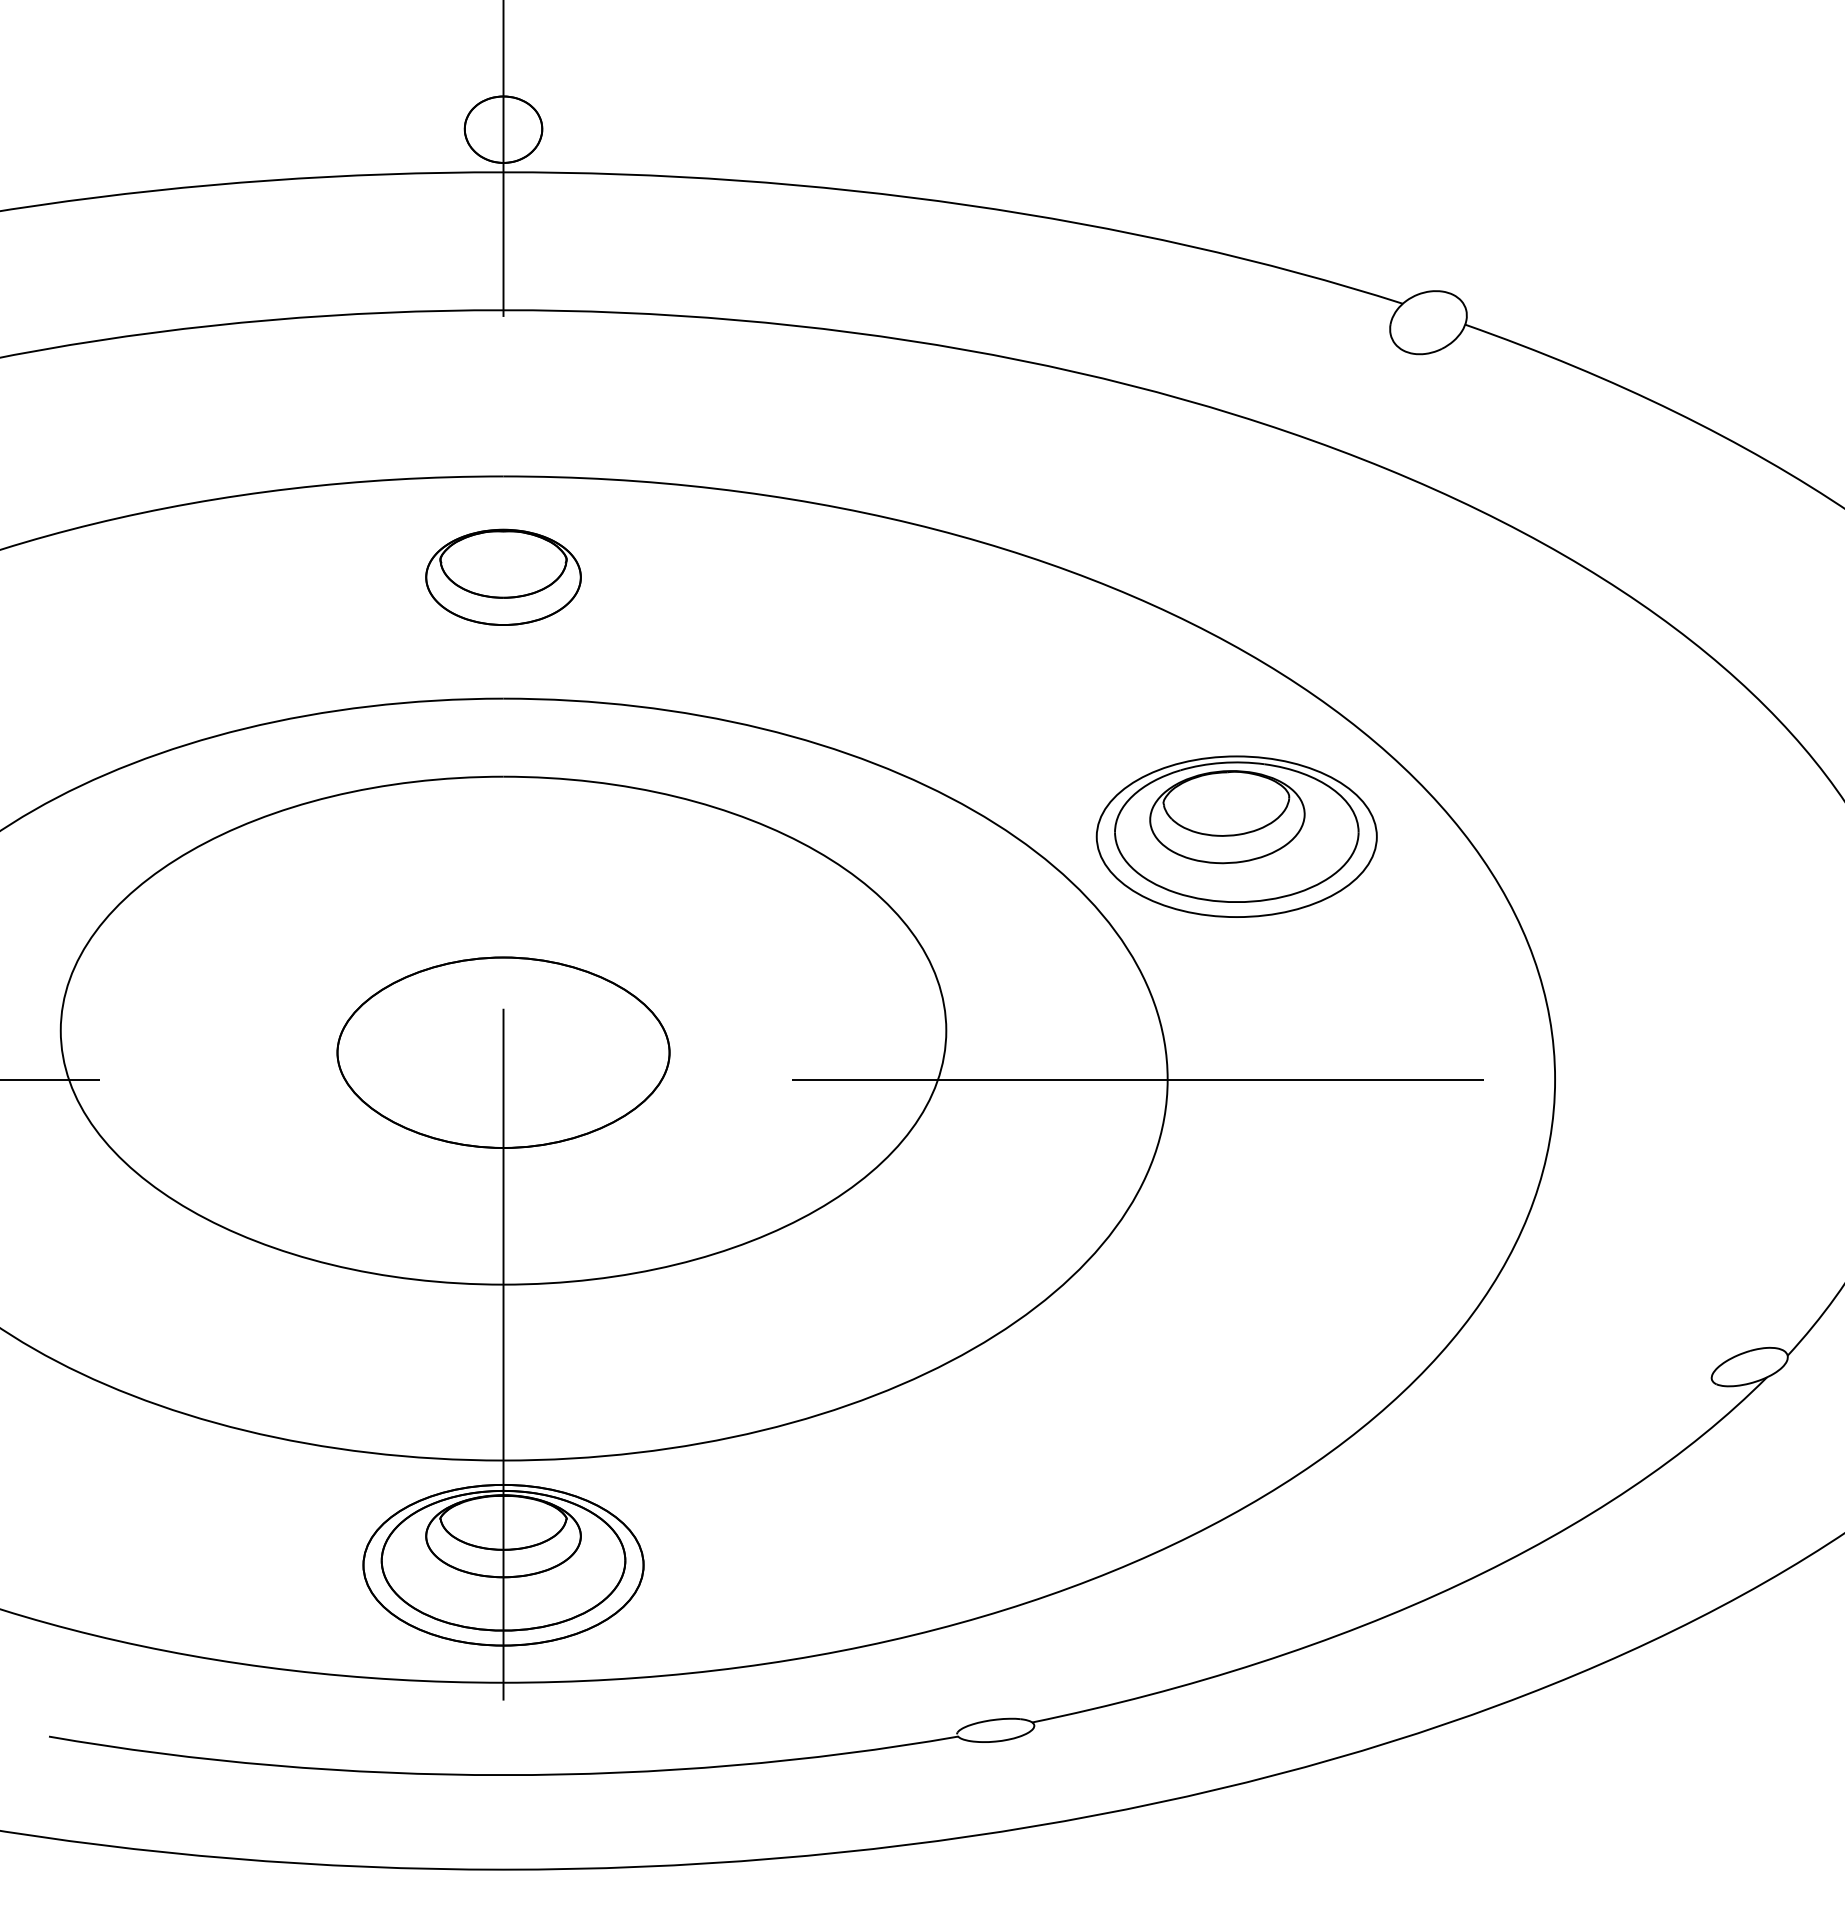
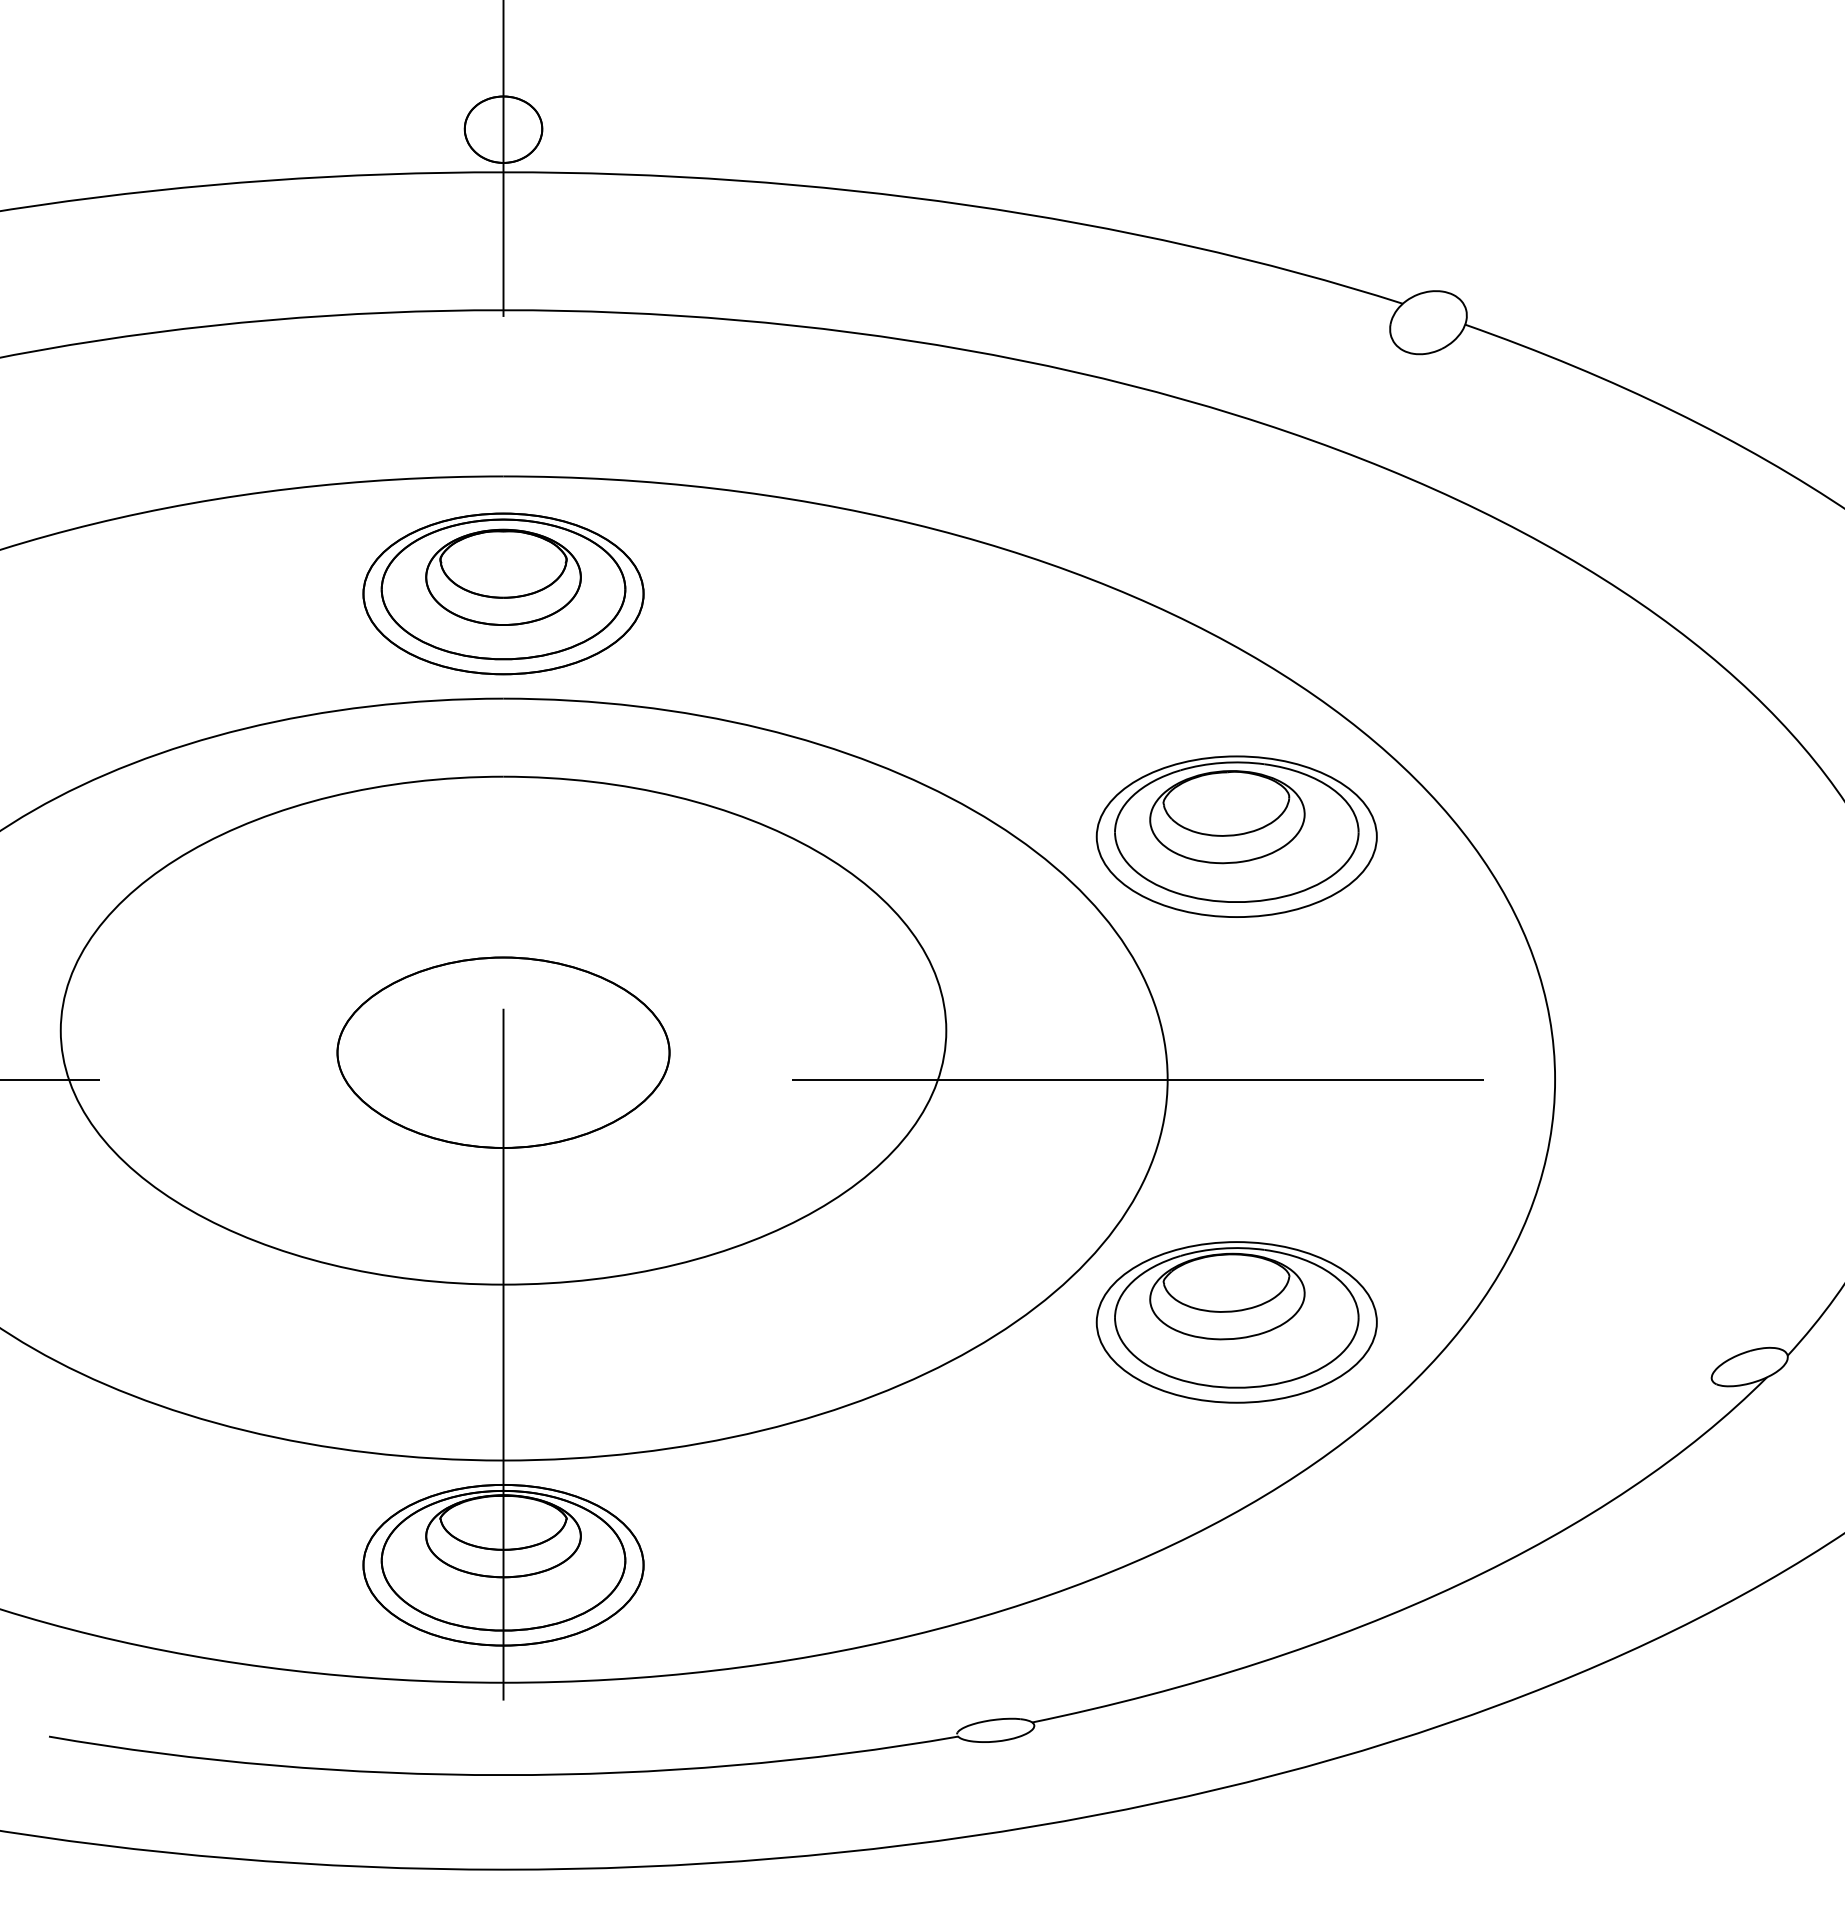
part: none -> present (503, 593)
part: none -> present (1236, 1322)
